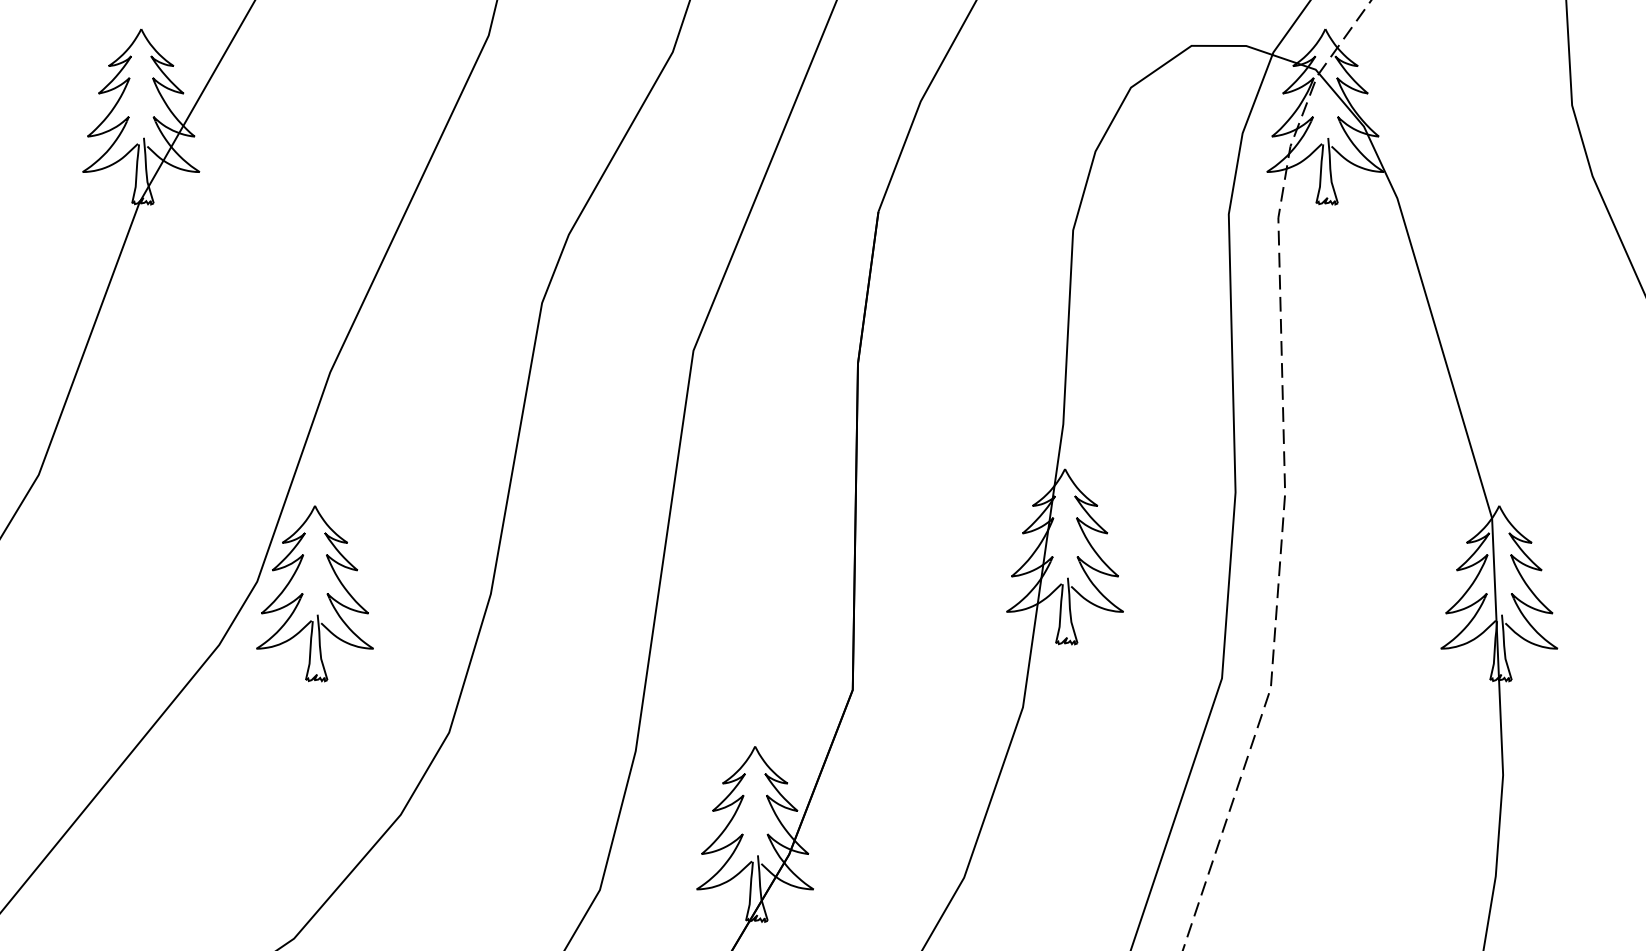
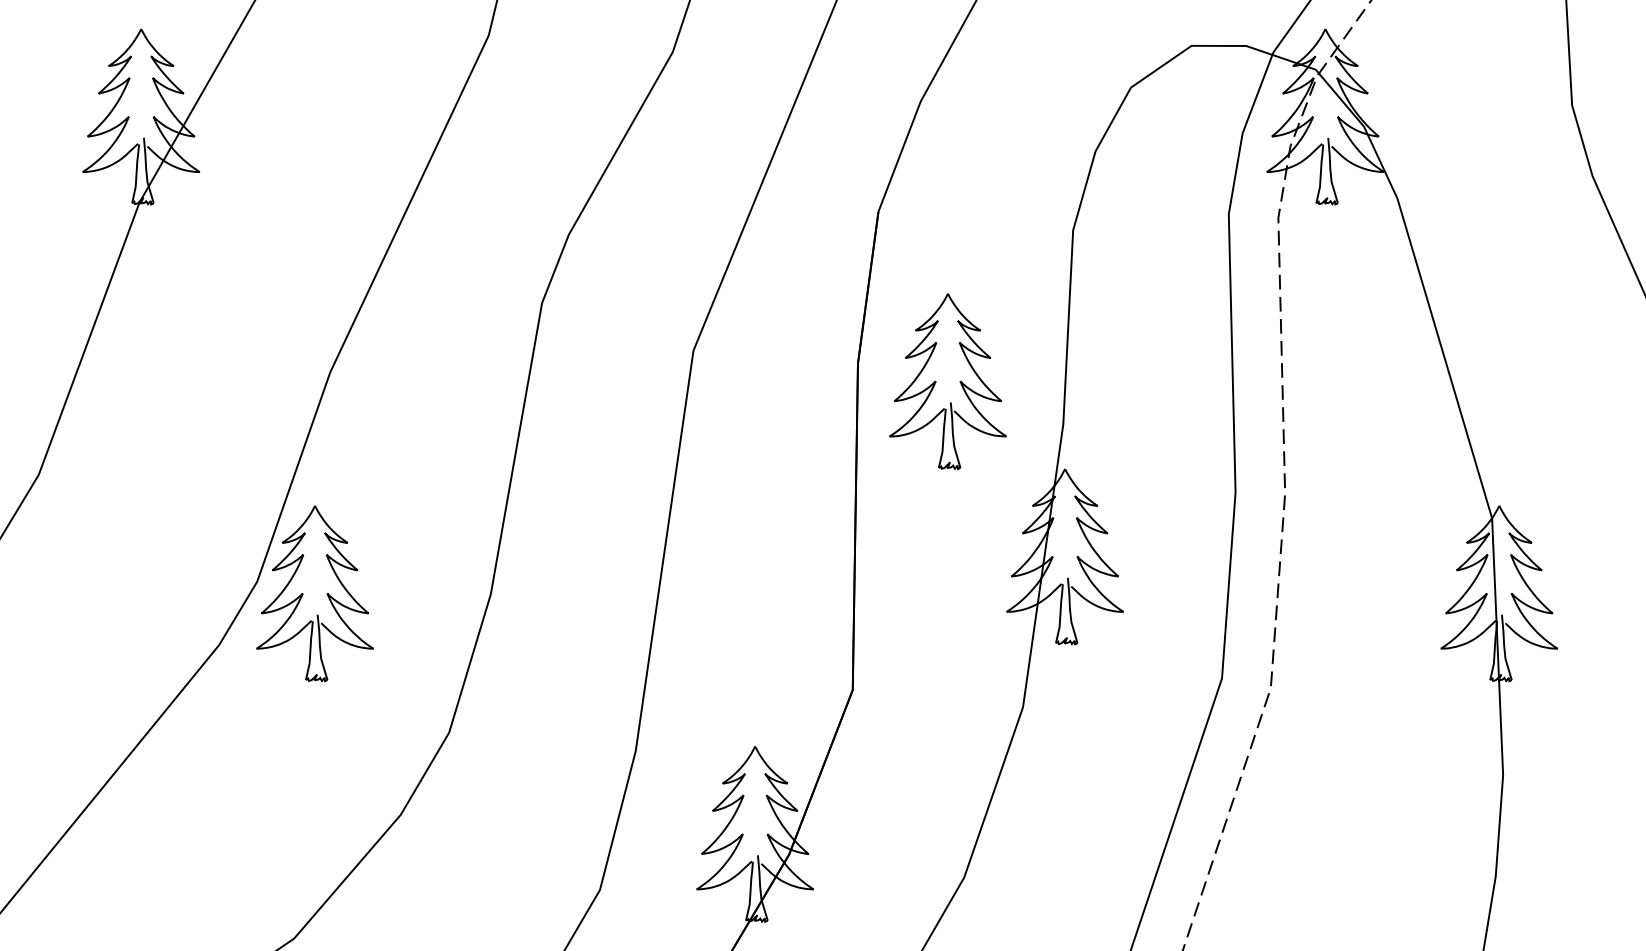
part: none -> present (947, 381)
